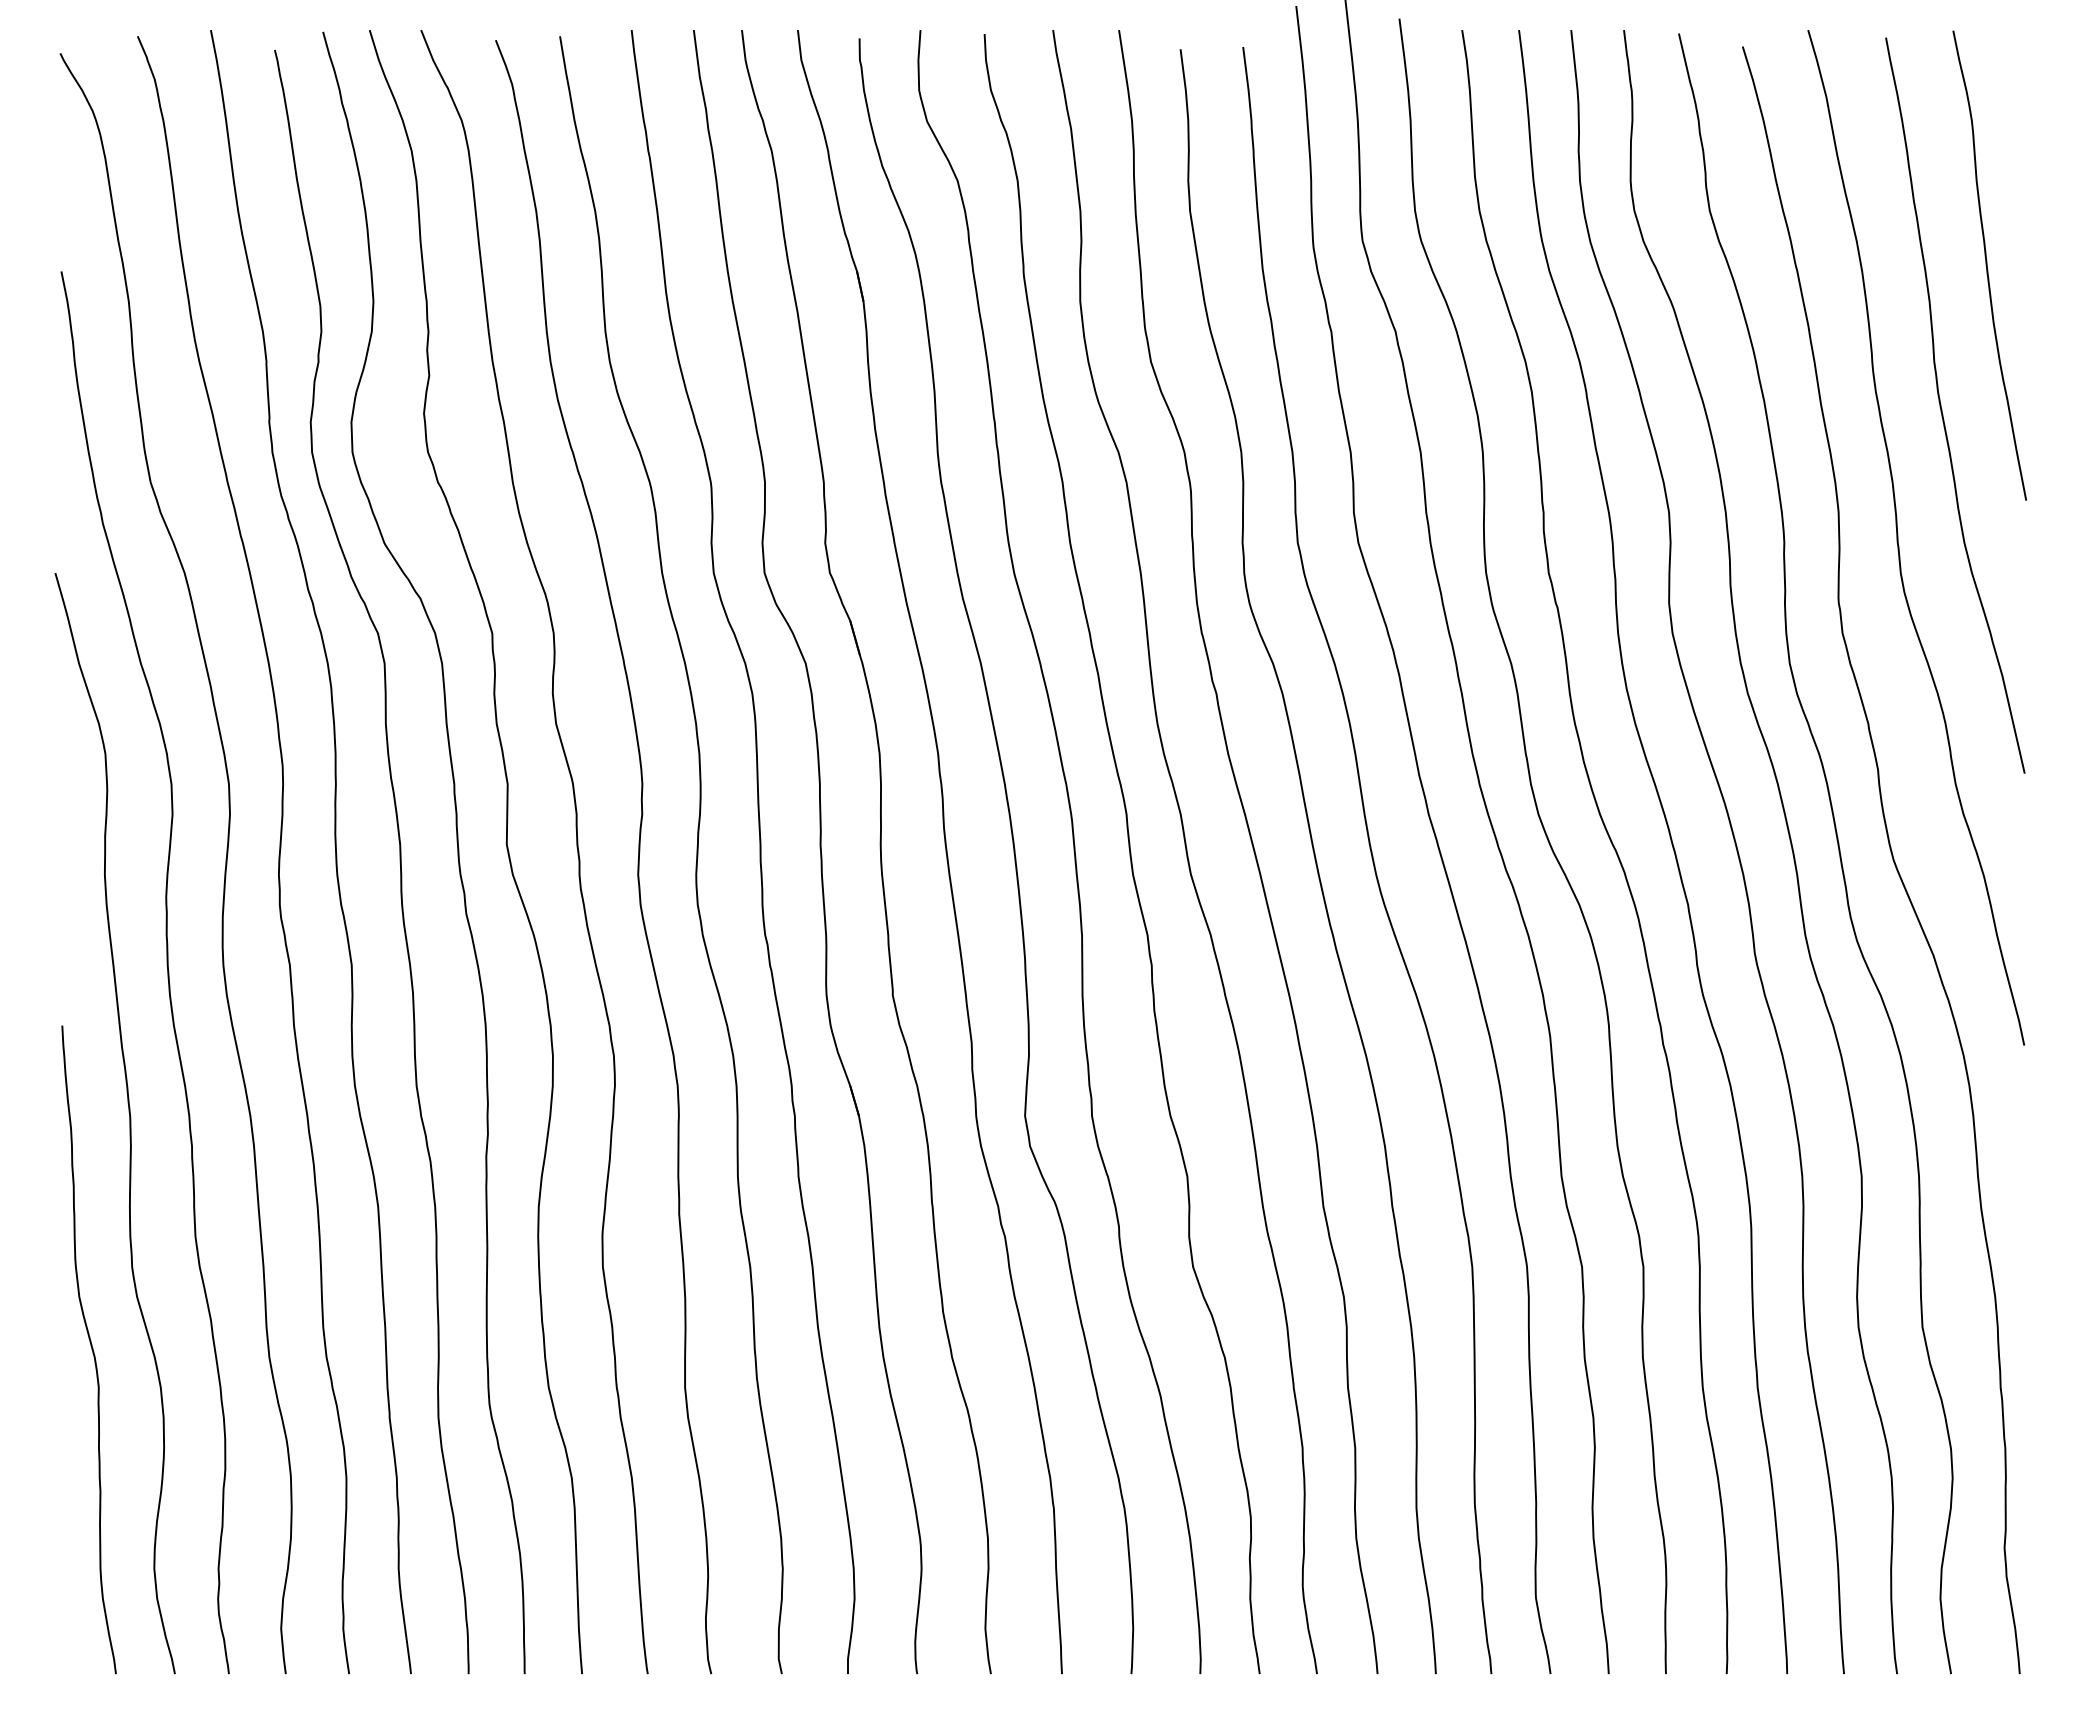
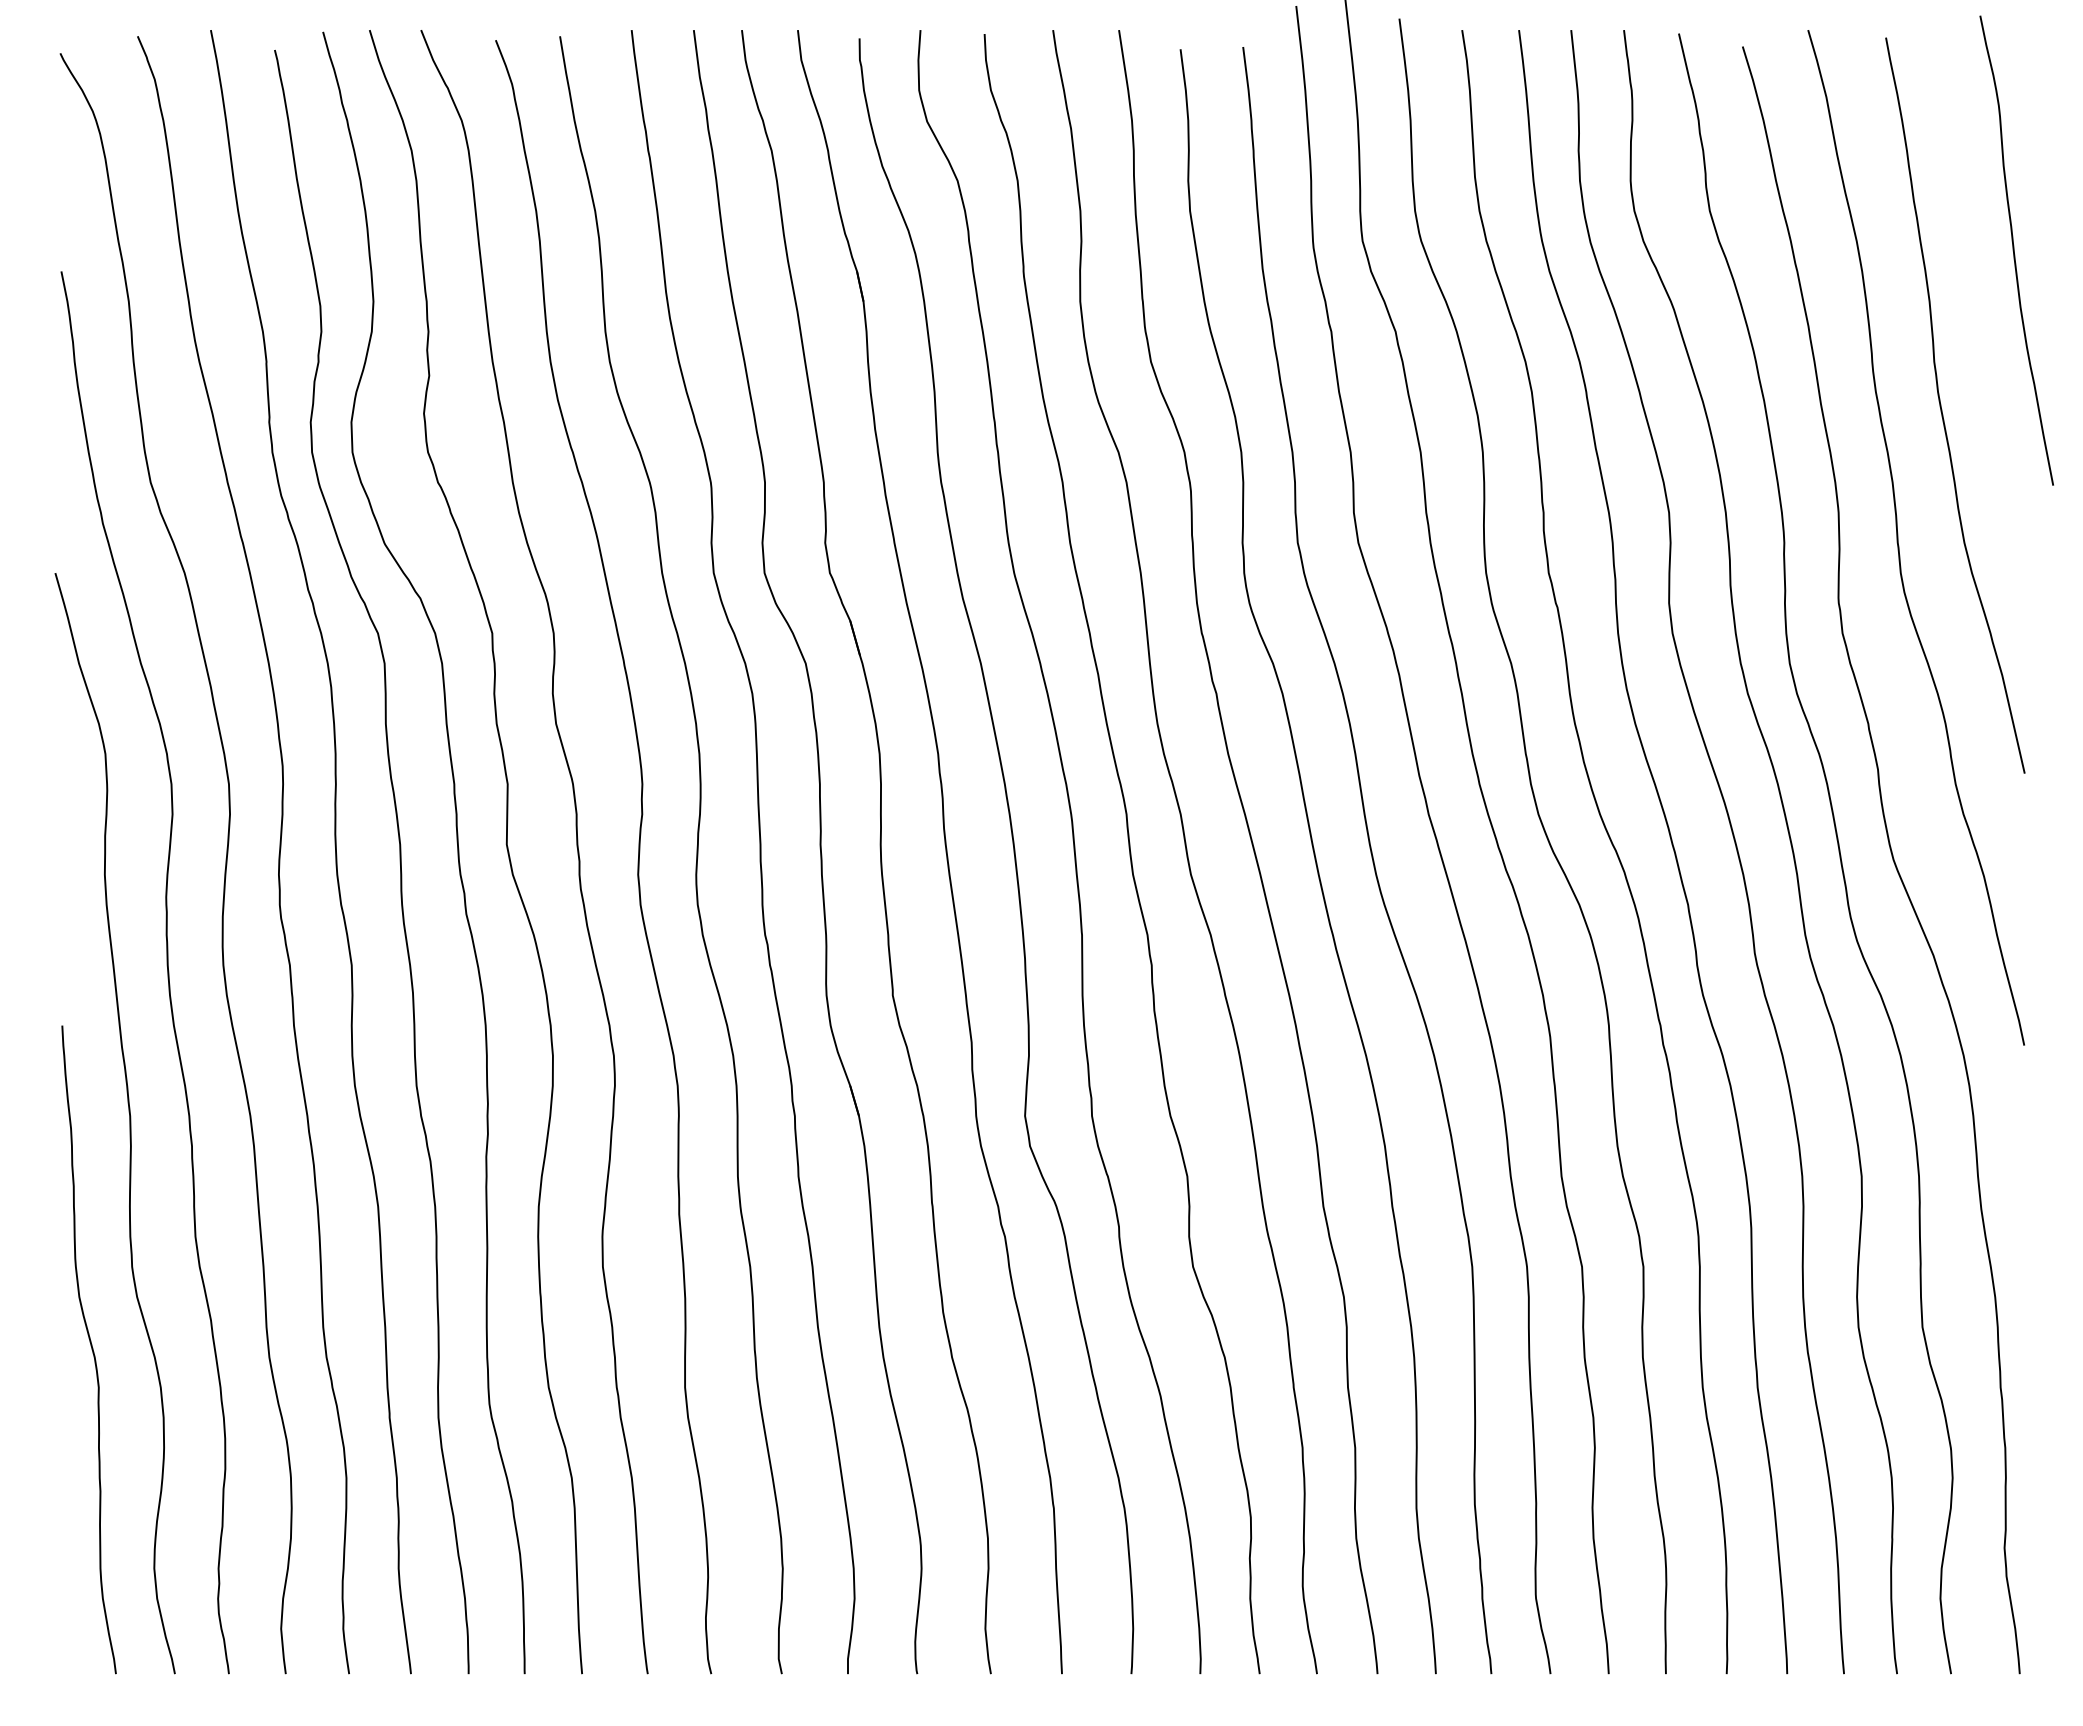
curve position: (1987, 265) -> (2014, 250) (2014, 250)
